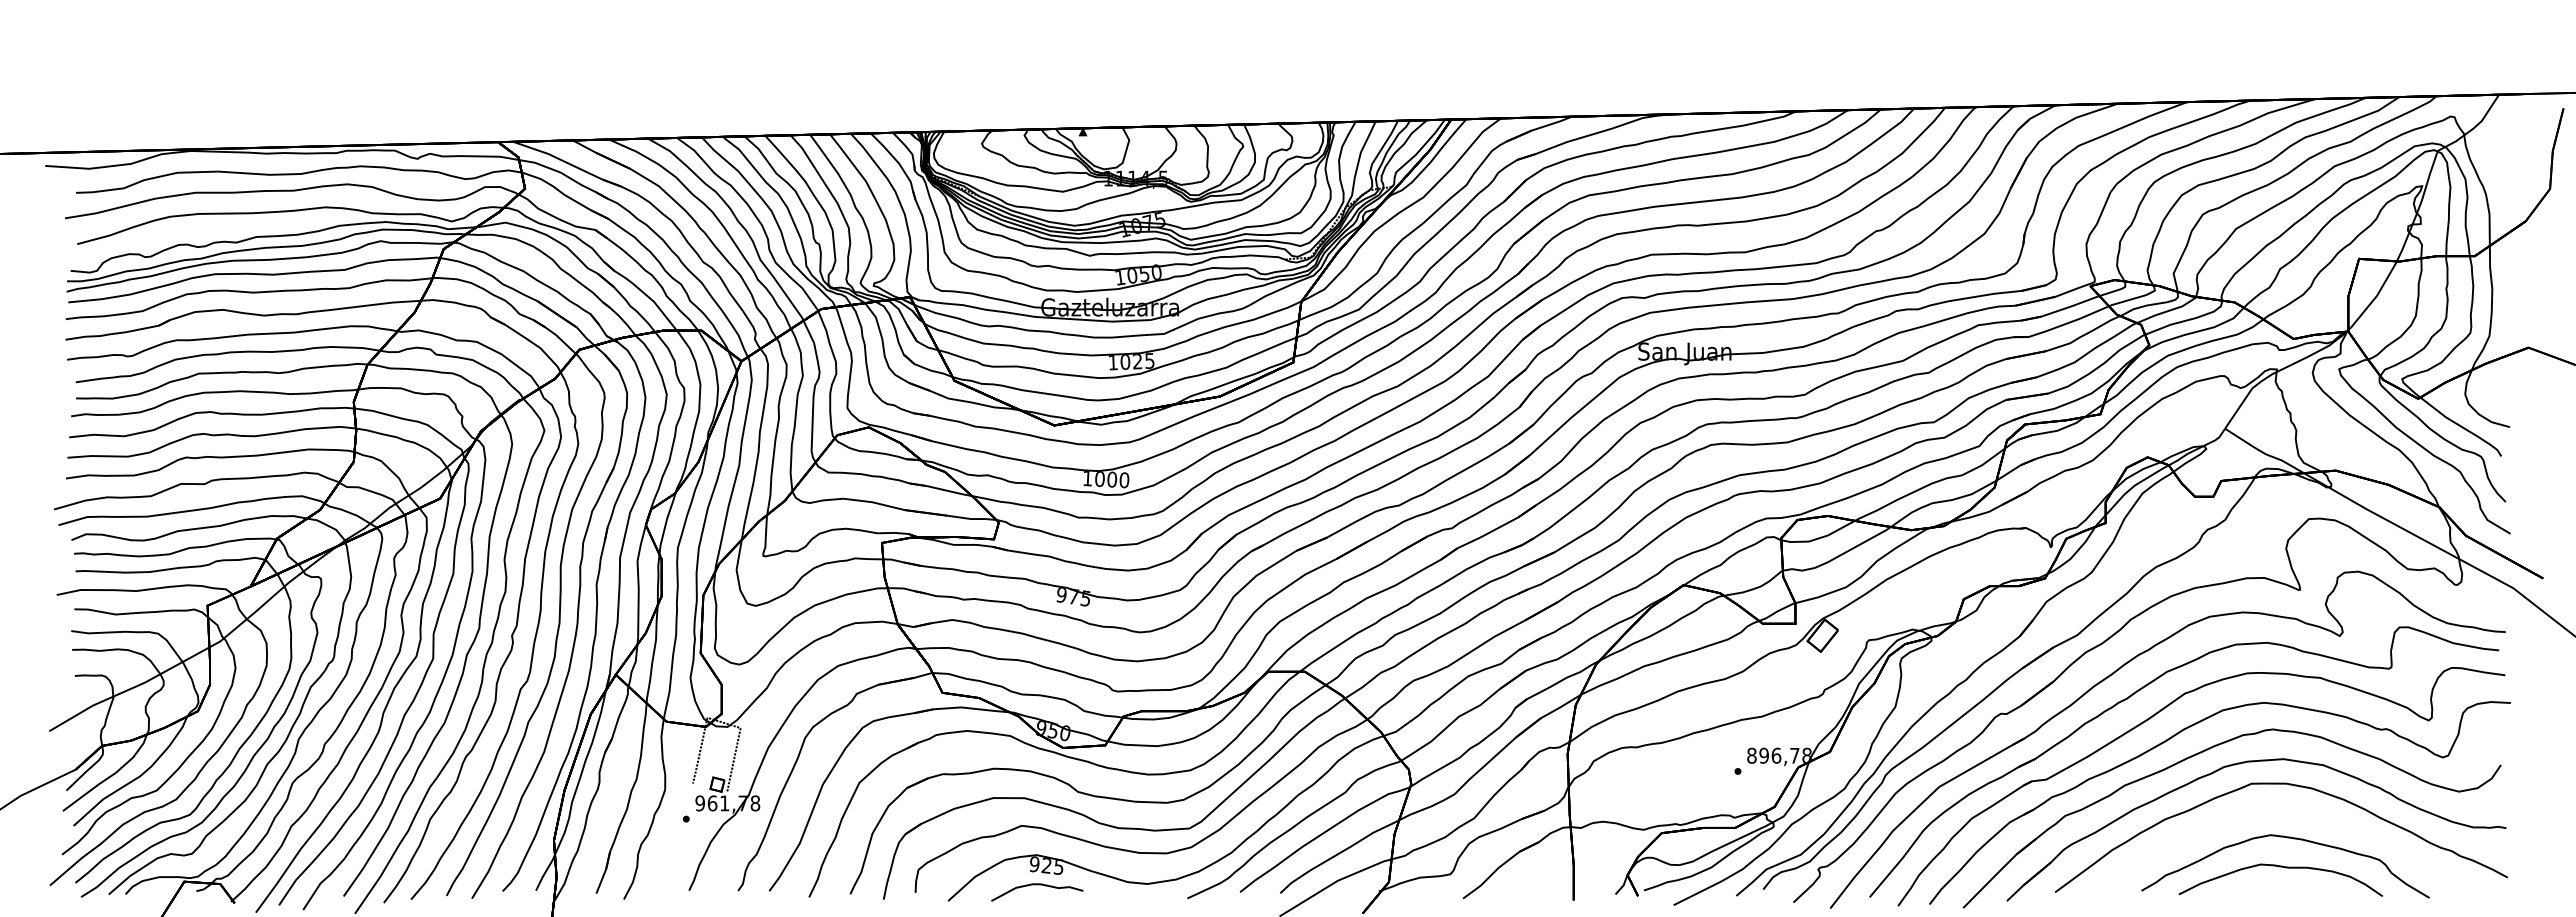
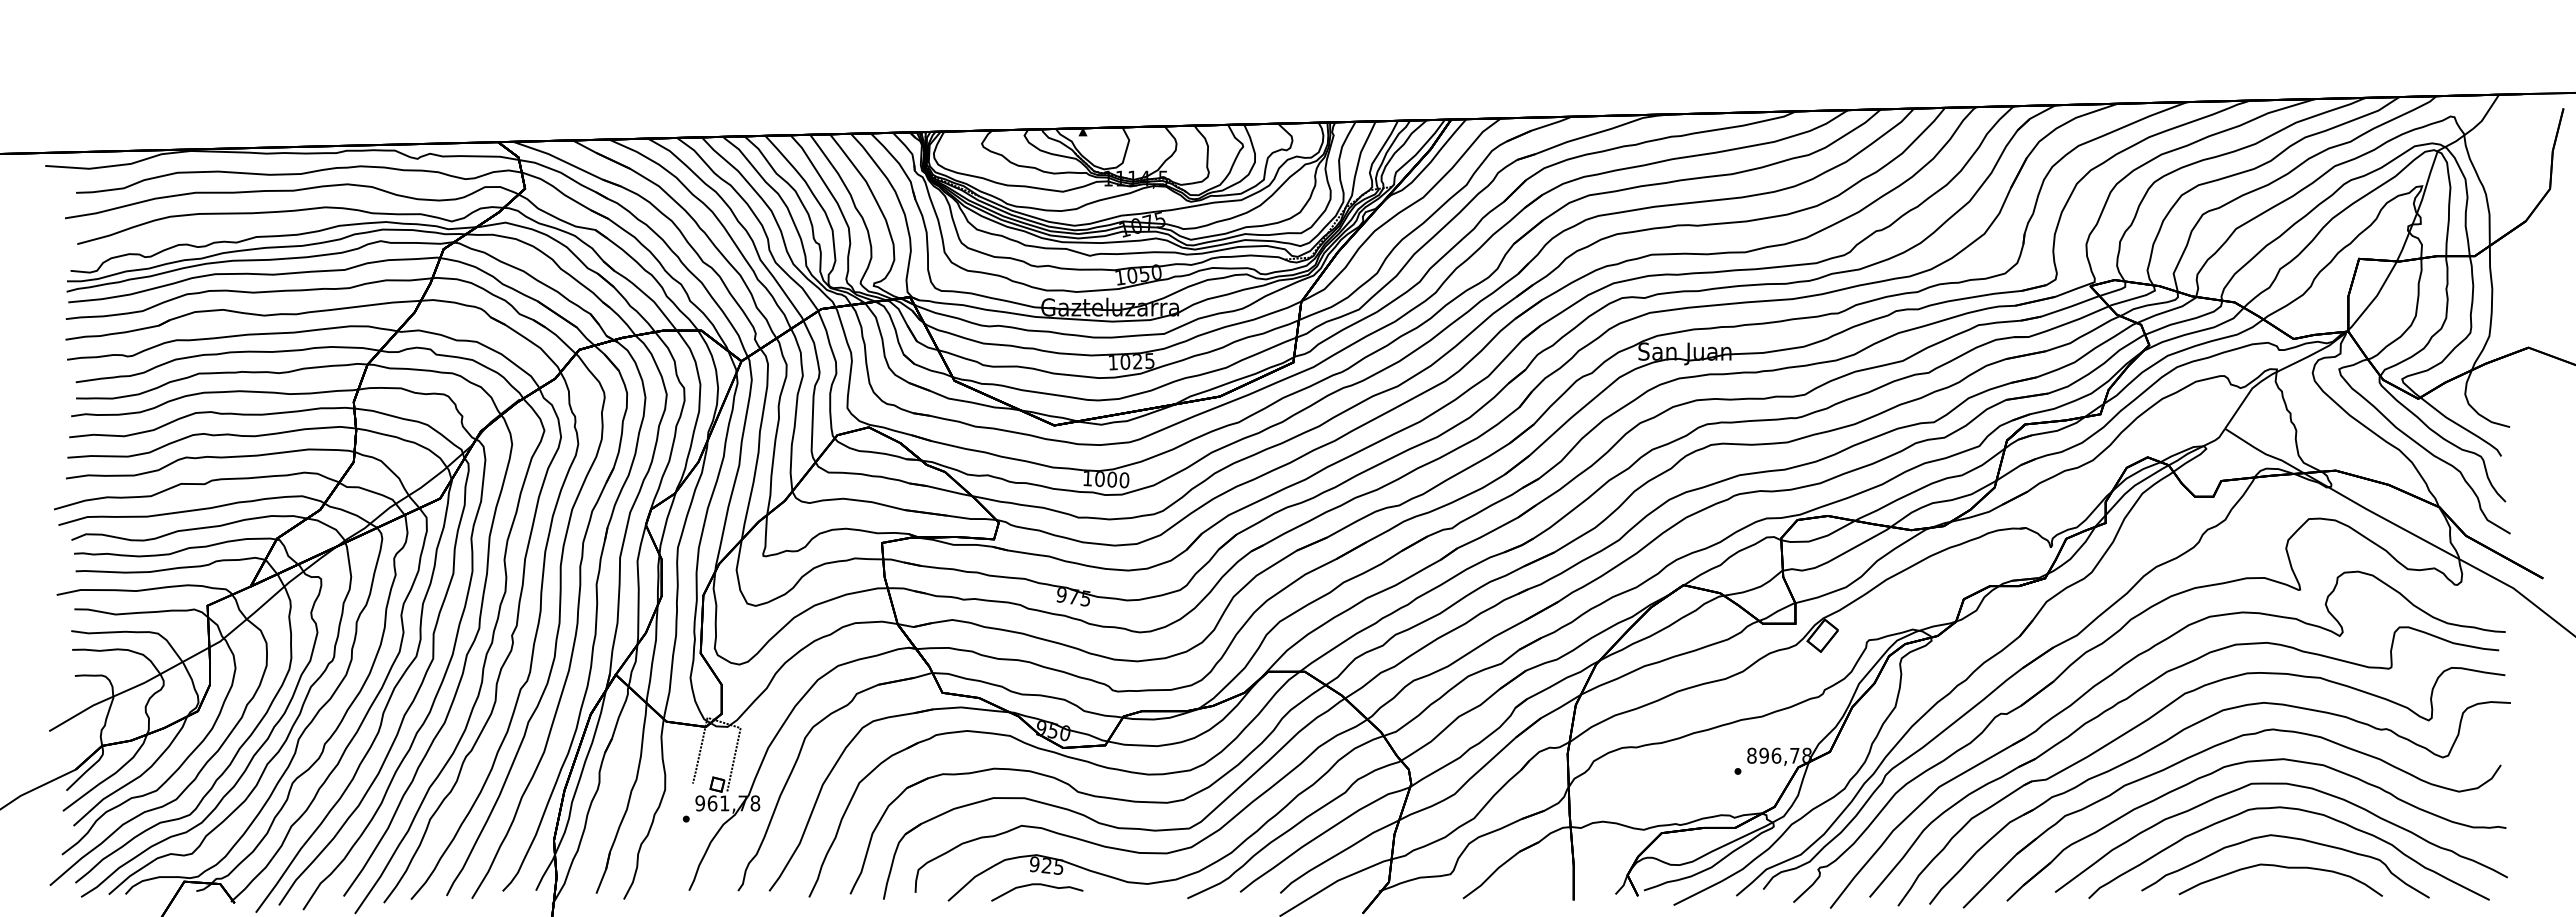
curve: none -> present (2297, 810)
